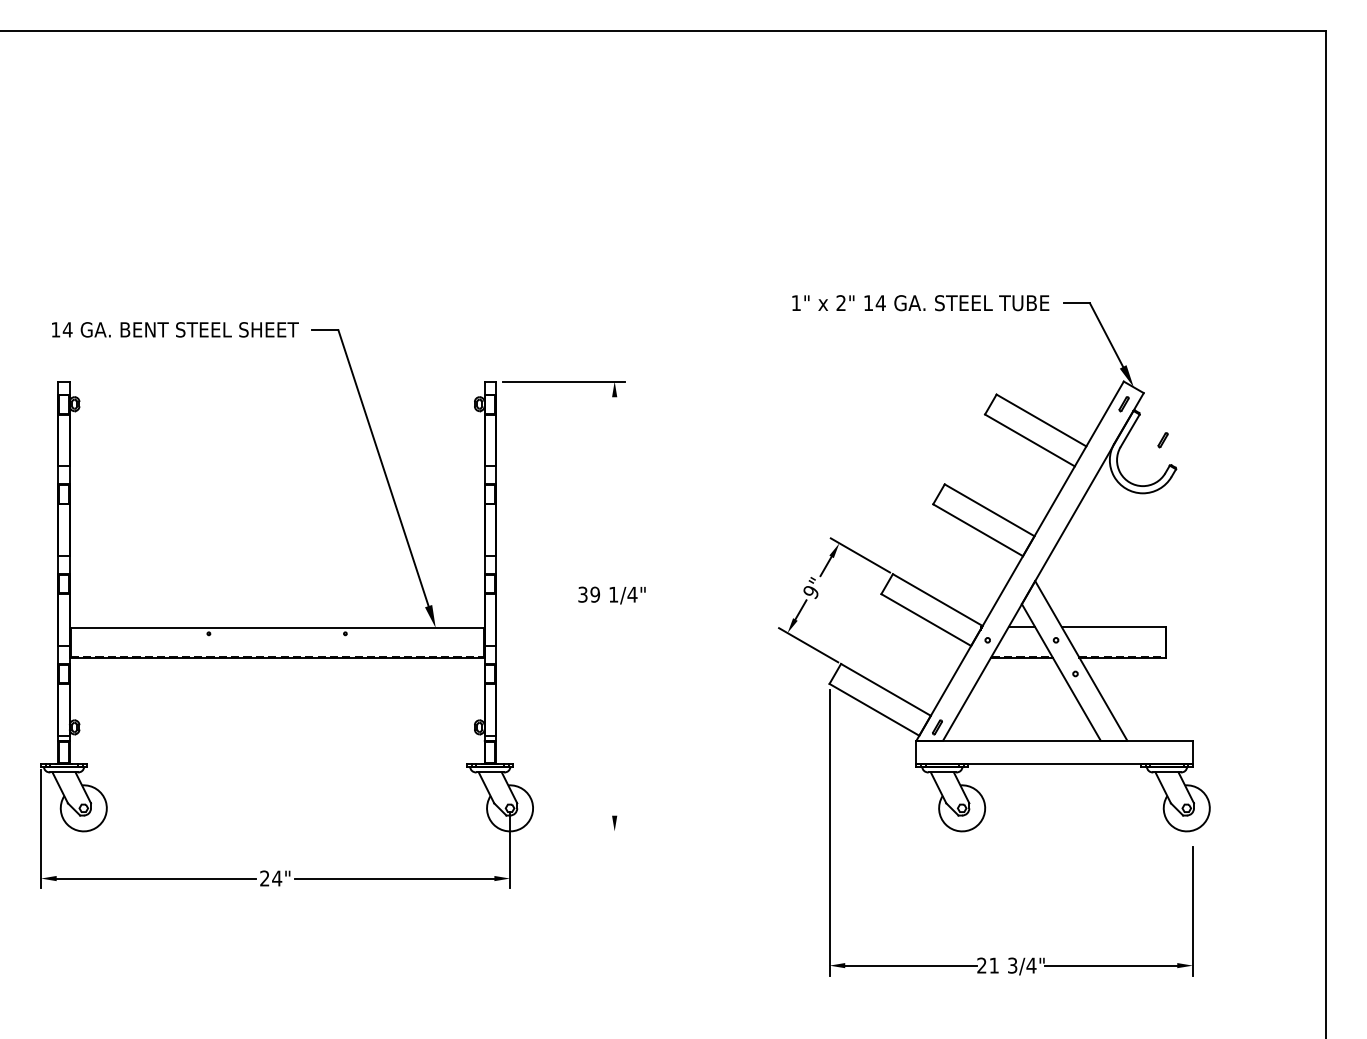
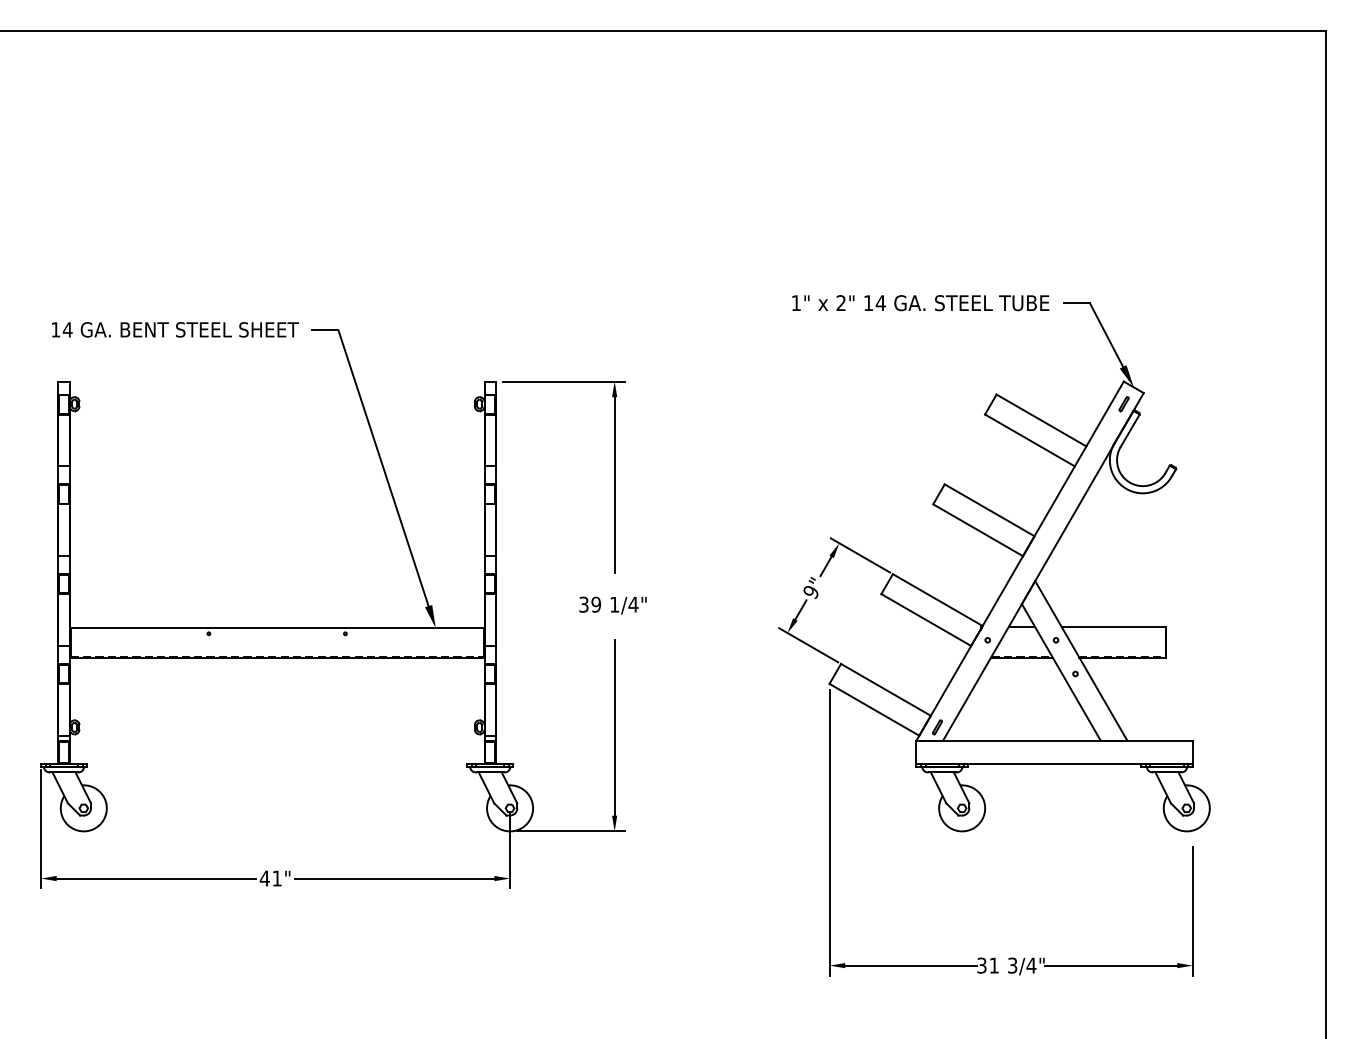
part: present -> none (1162, 440)
line: none -> present (614, 484)
text position: (611, 595) -> (612, 605) (612, 605)
line: none -> present (614, 727)
line: none -> present (570, 831)
text: 24" -> 41" (270, 878)
text: 21 -> 31 (981, 965)
